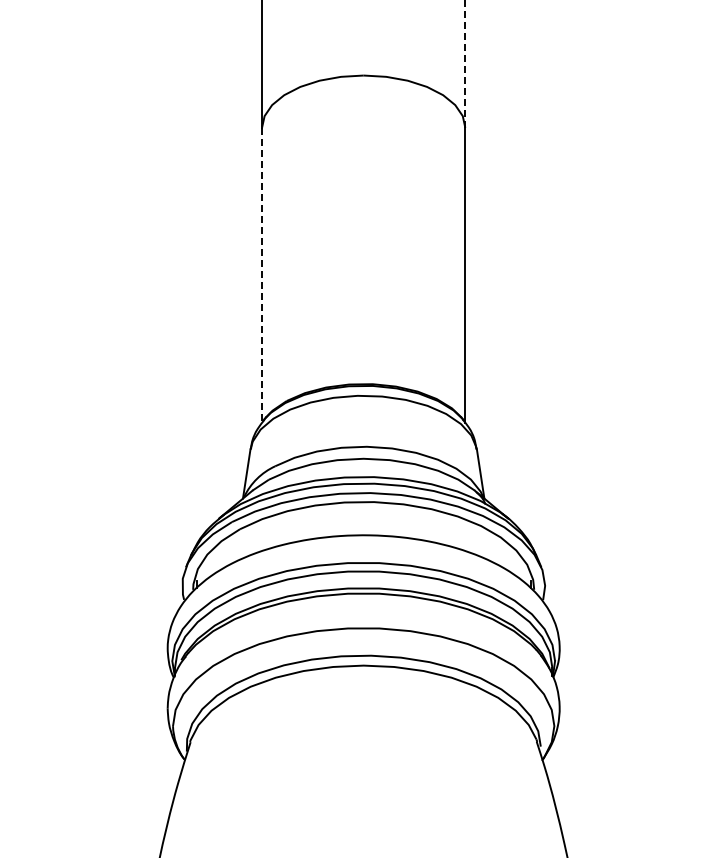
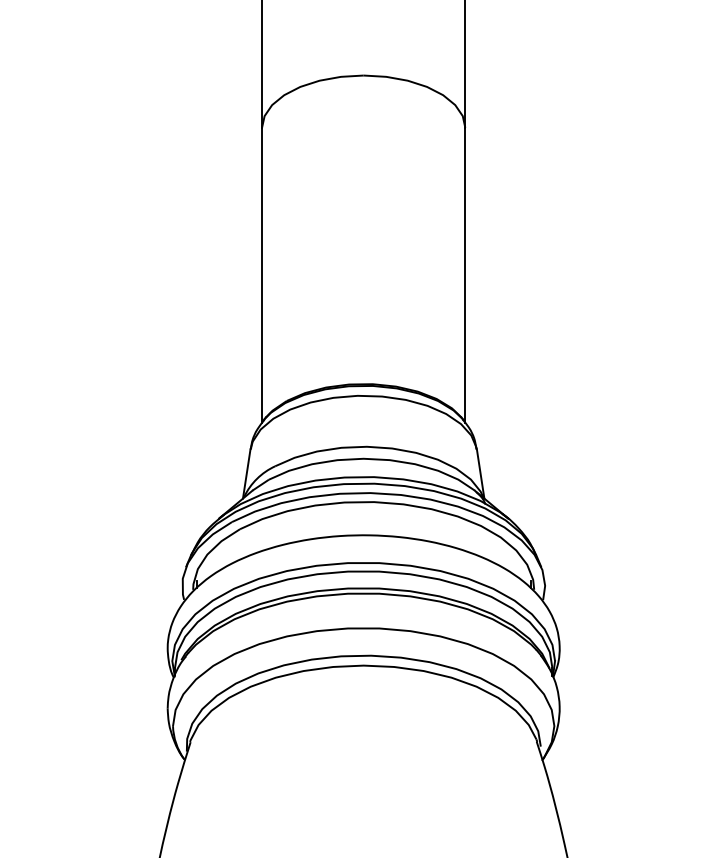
line: dashed -> solid (465, 63)
line: dashed -> solid (262, 275)
